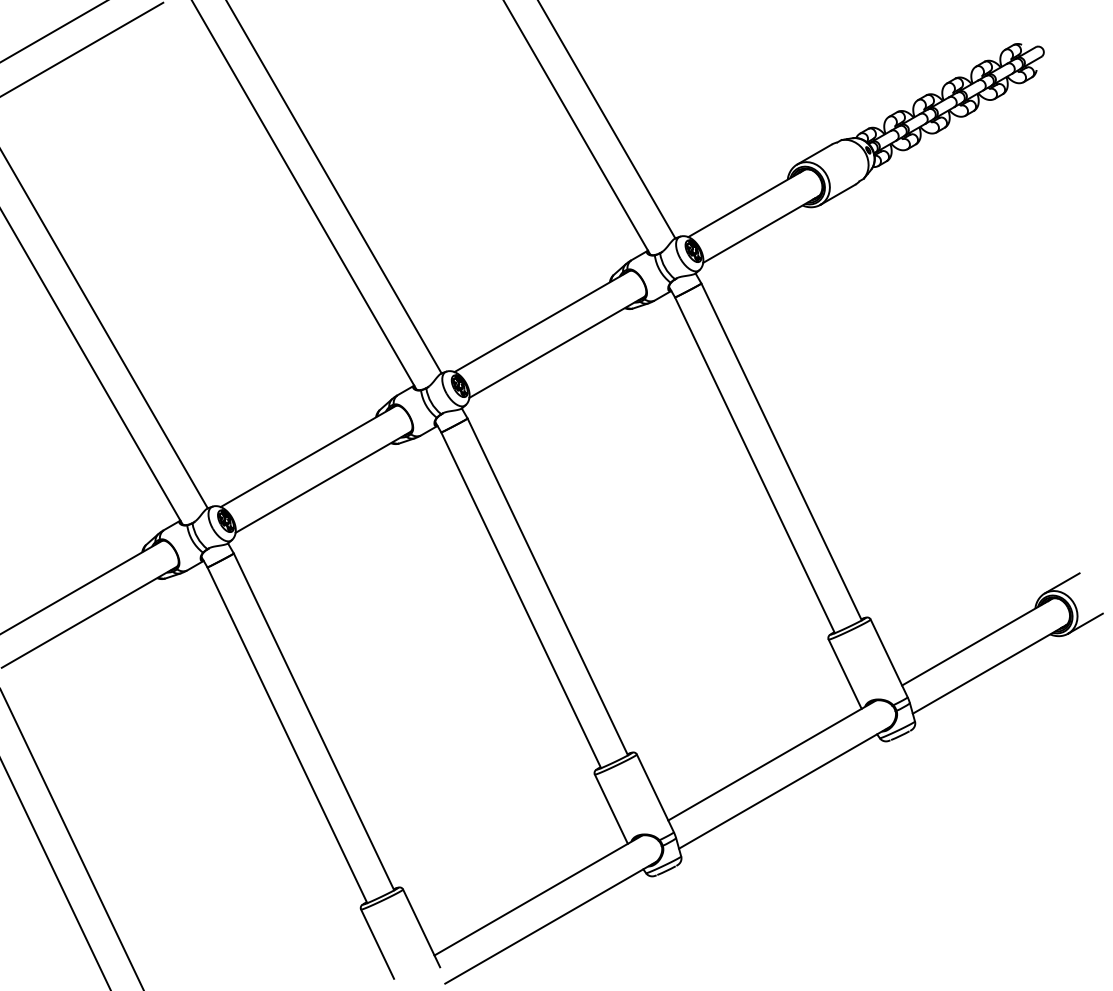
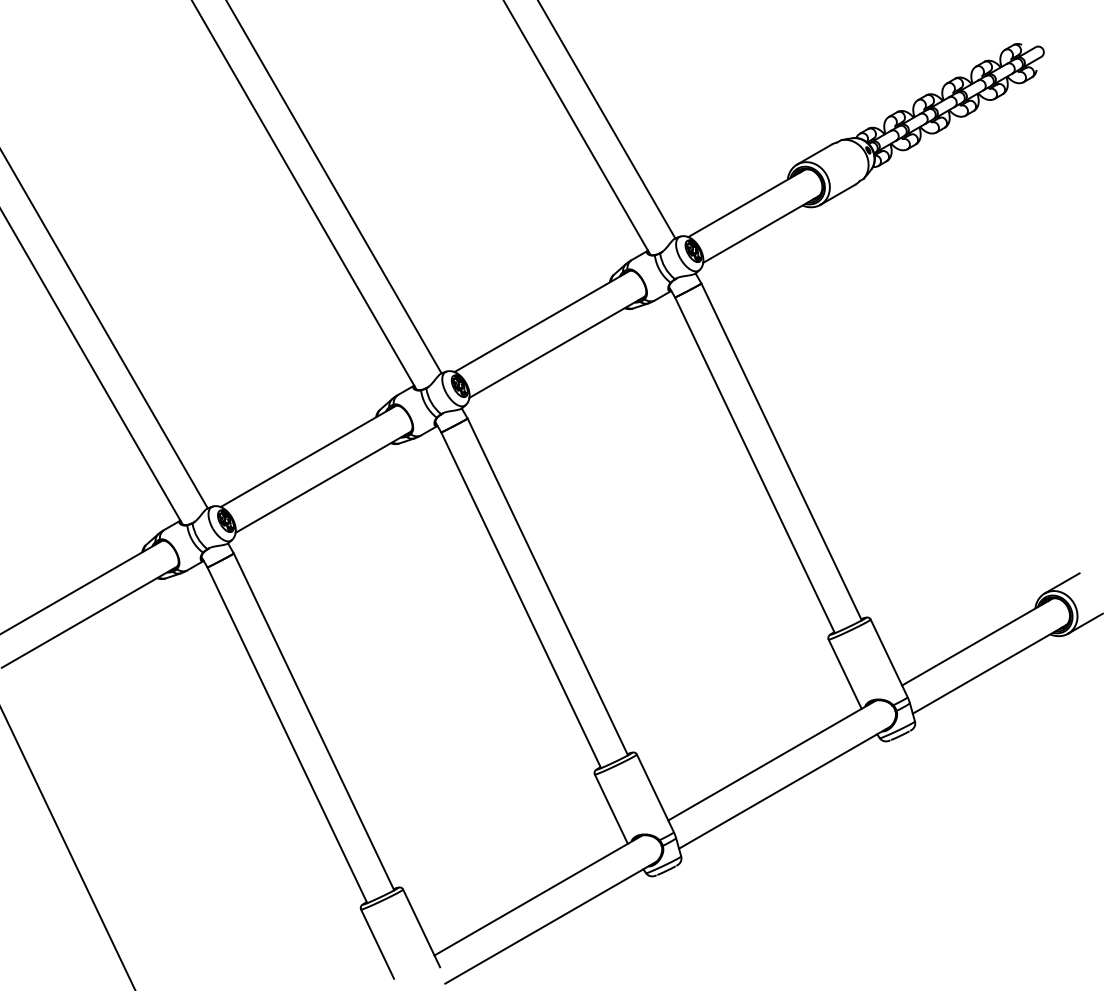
line: present -> none (53, 31)
line: present -> none (82, 48)
line position: (72, 840) -> (68, 848) (68, 848)
line: present -> none (55, 874)
